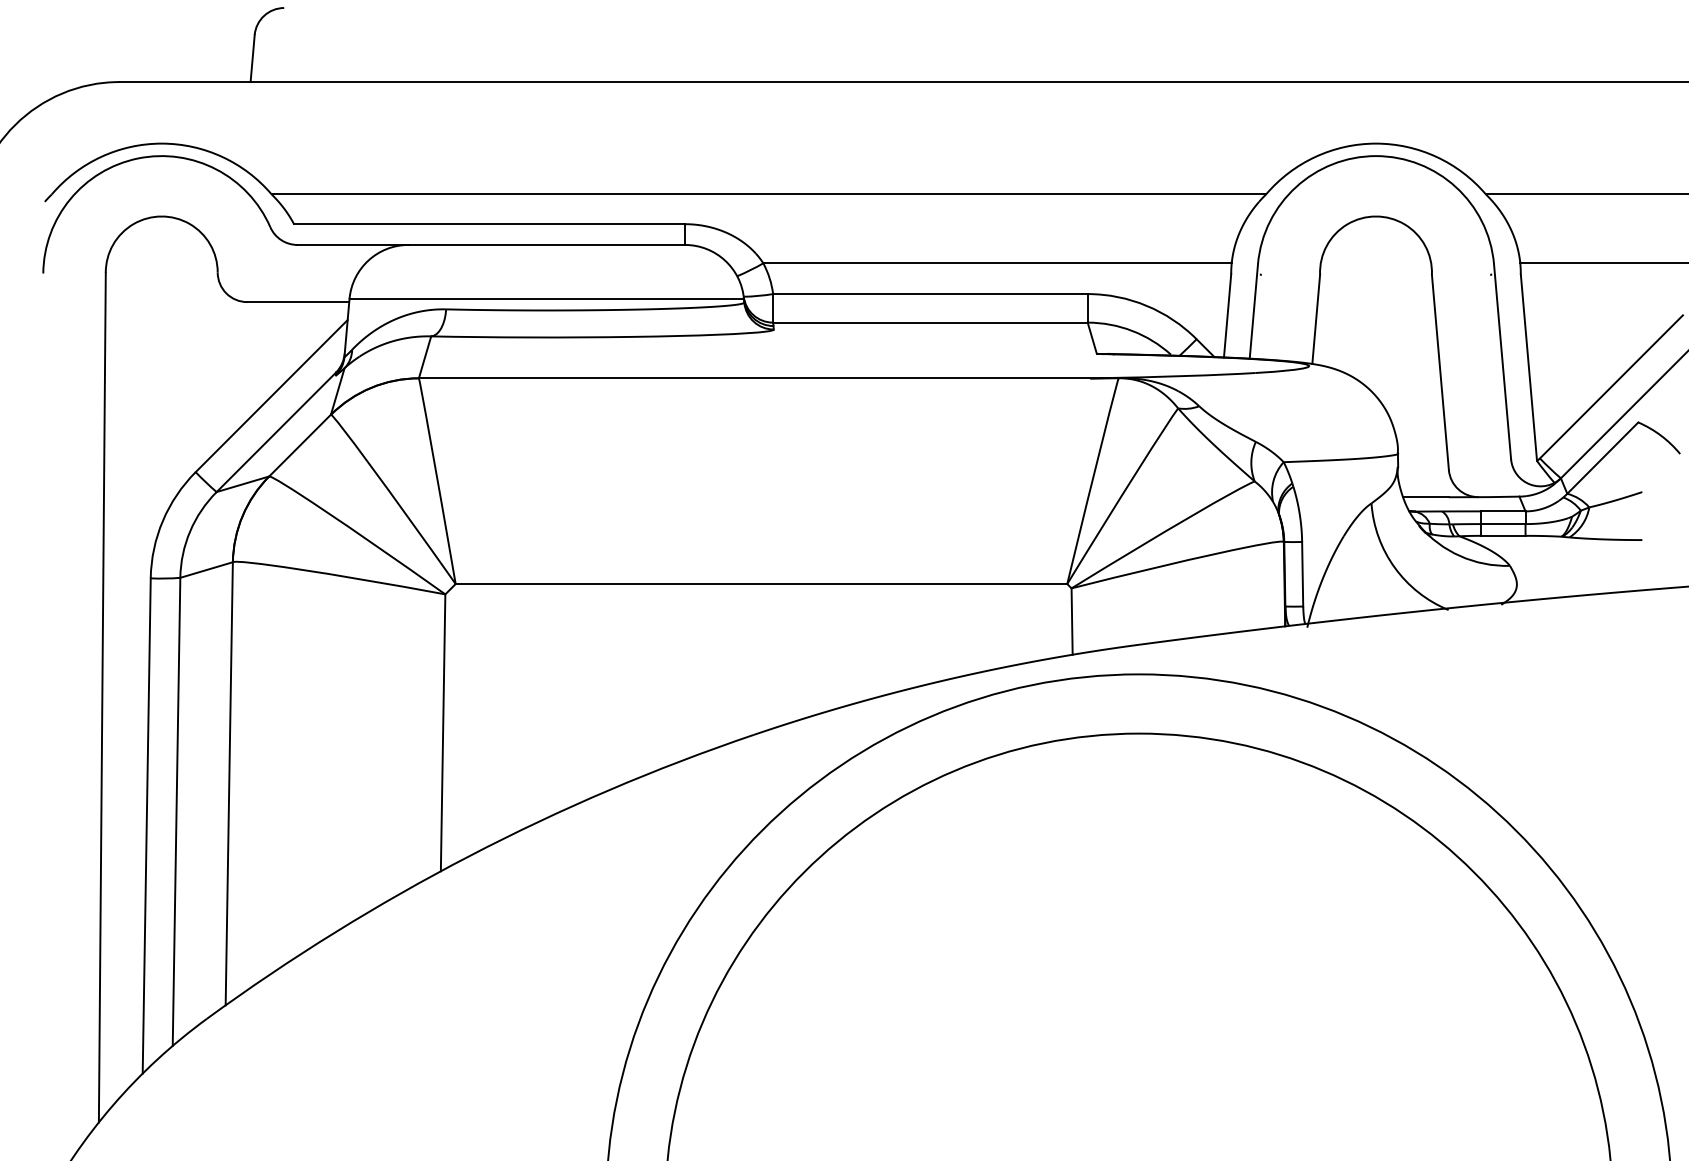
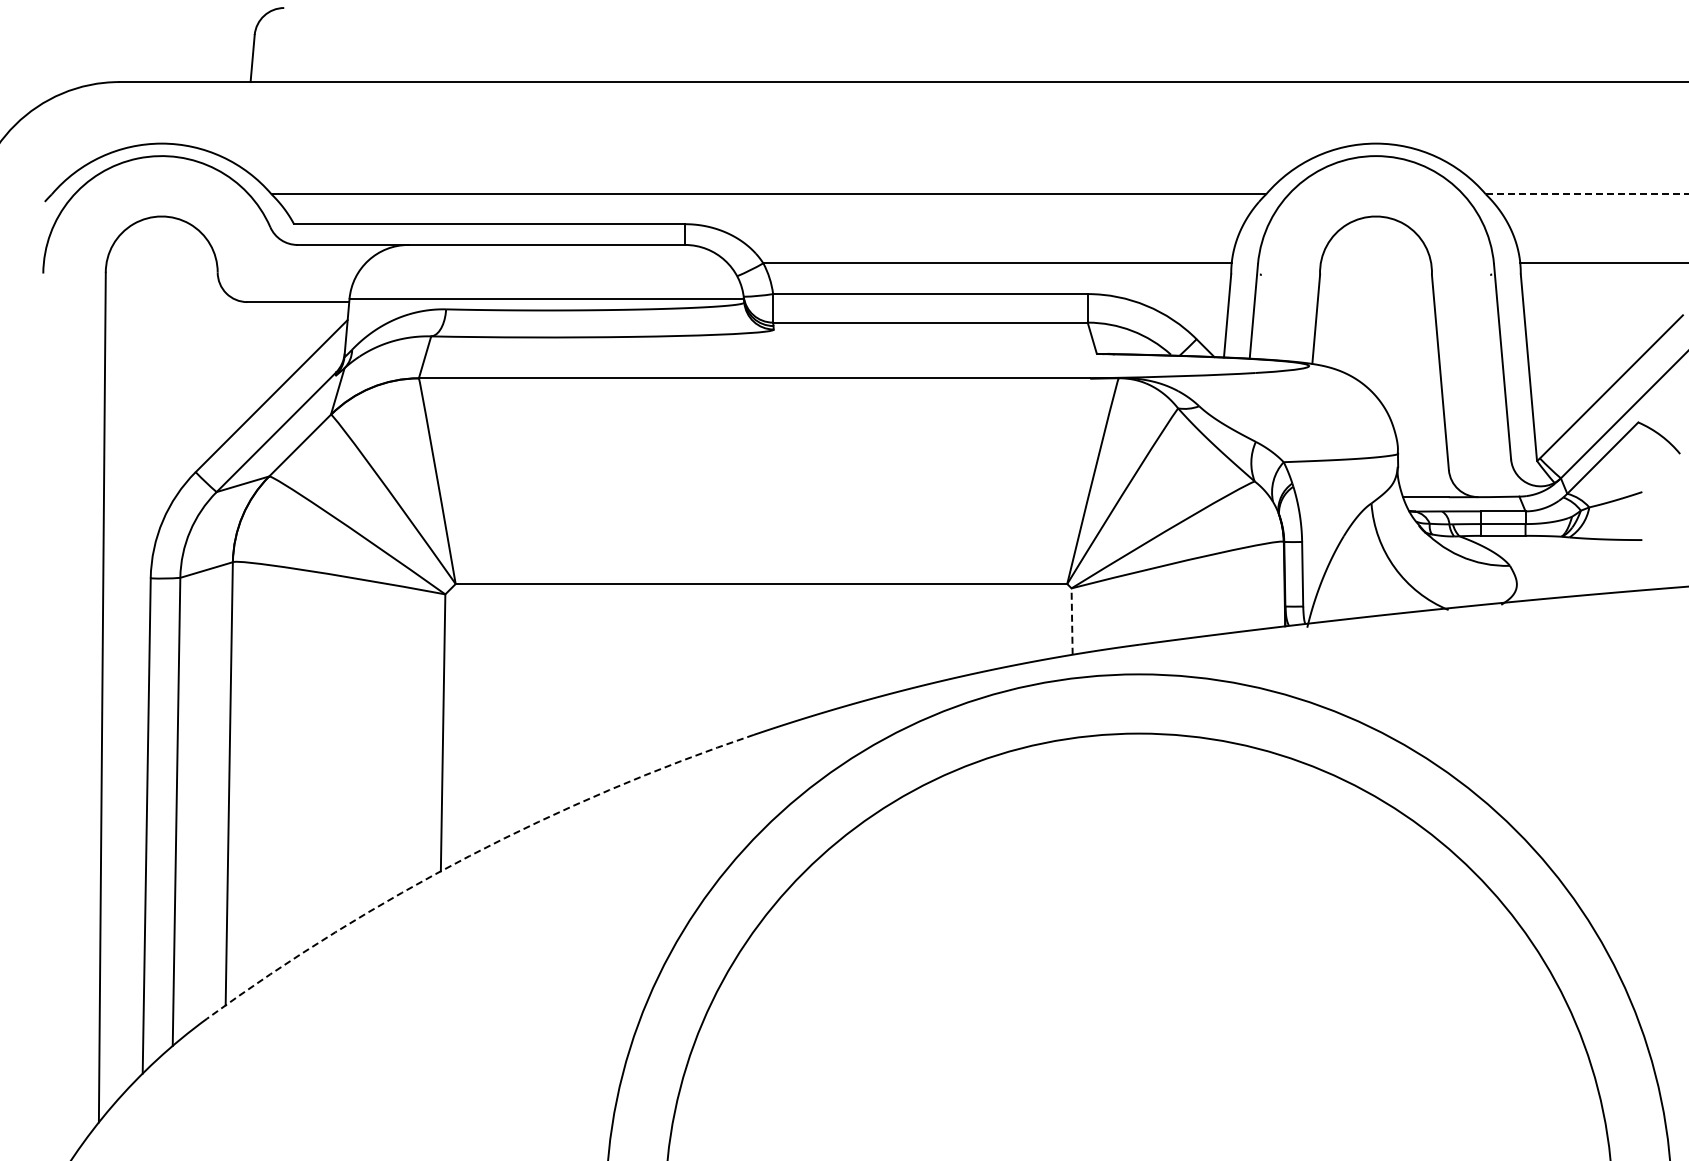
line: solid -> dashed (1587, 194)
line: solid -> dashed (1072, 621)
arc: solid -> dashed (469, 856)
